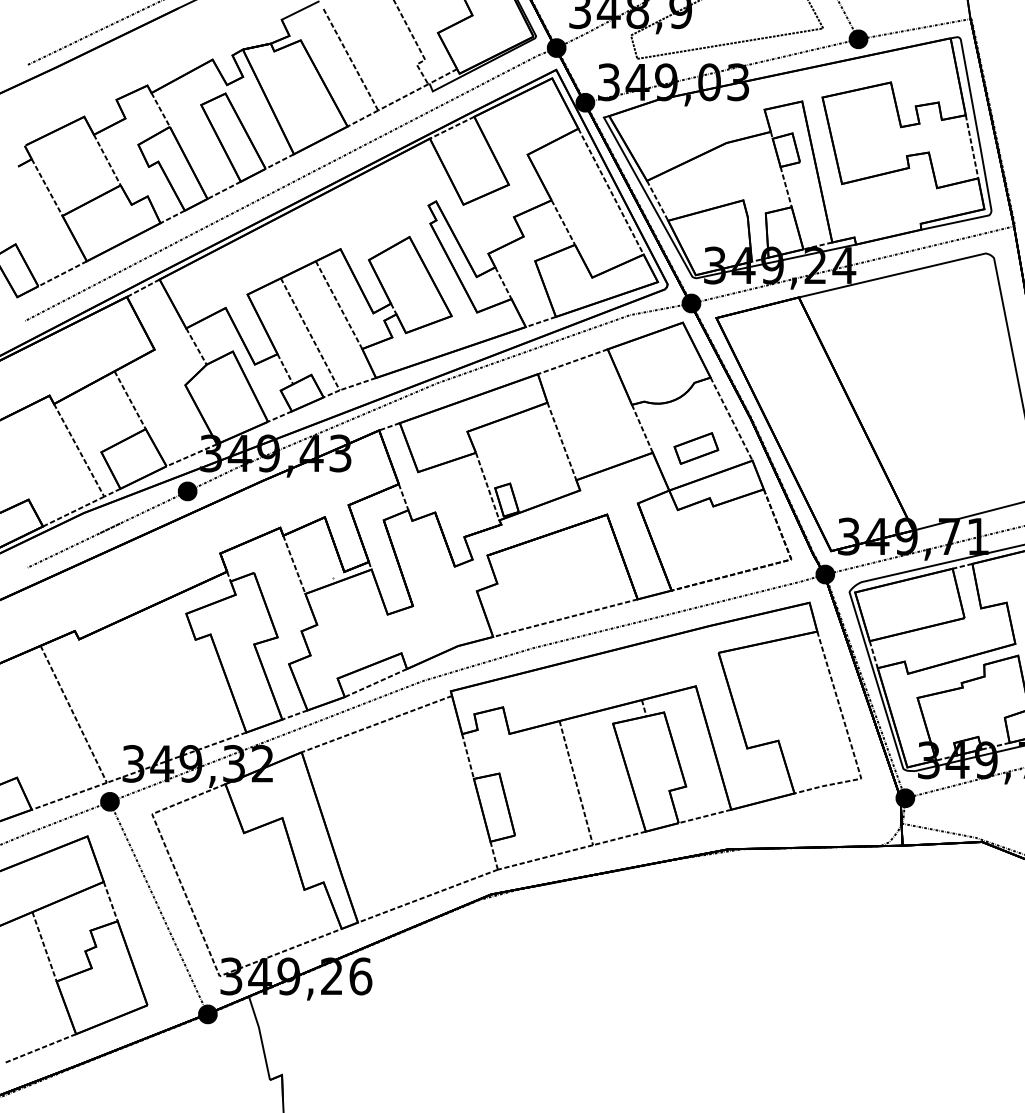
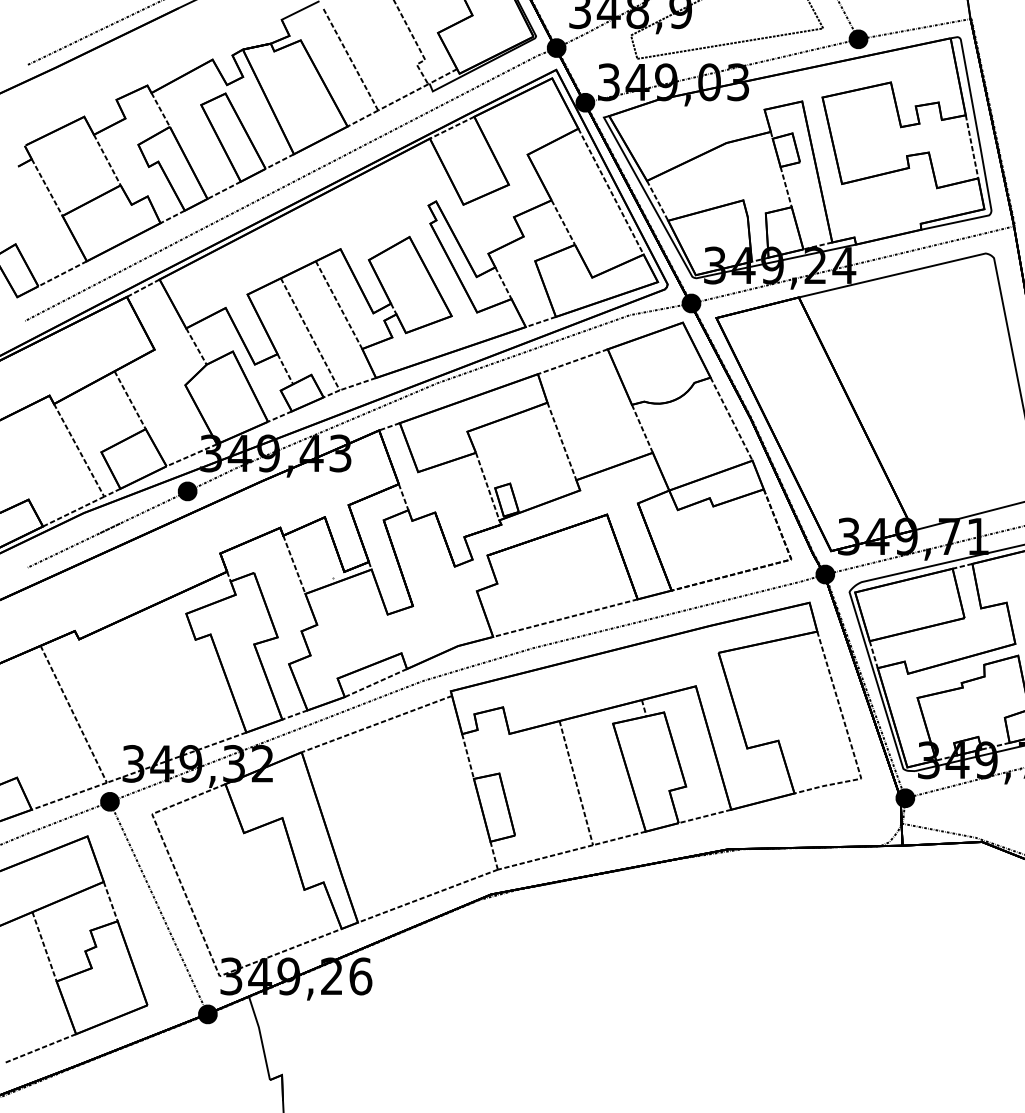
part: present -> none (696, 448)
